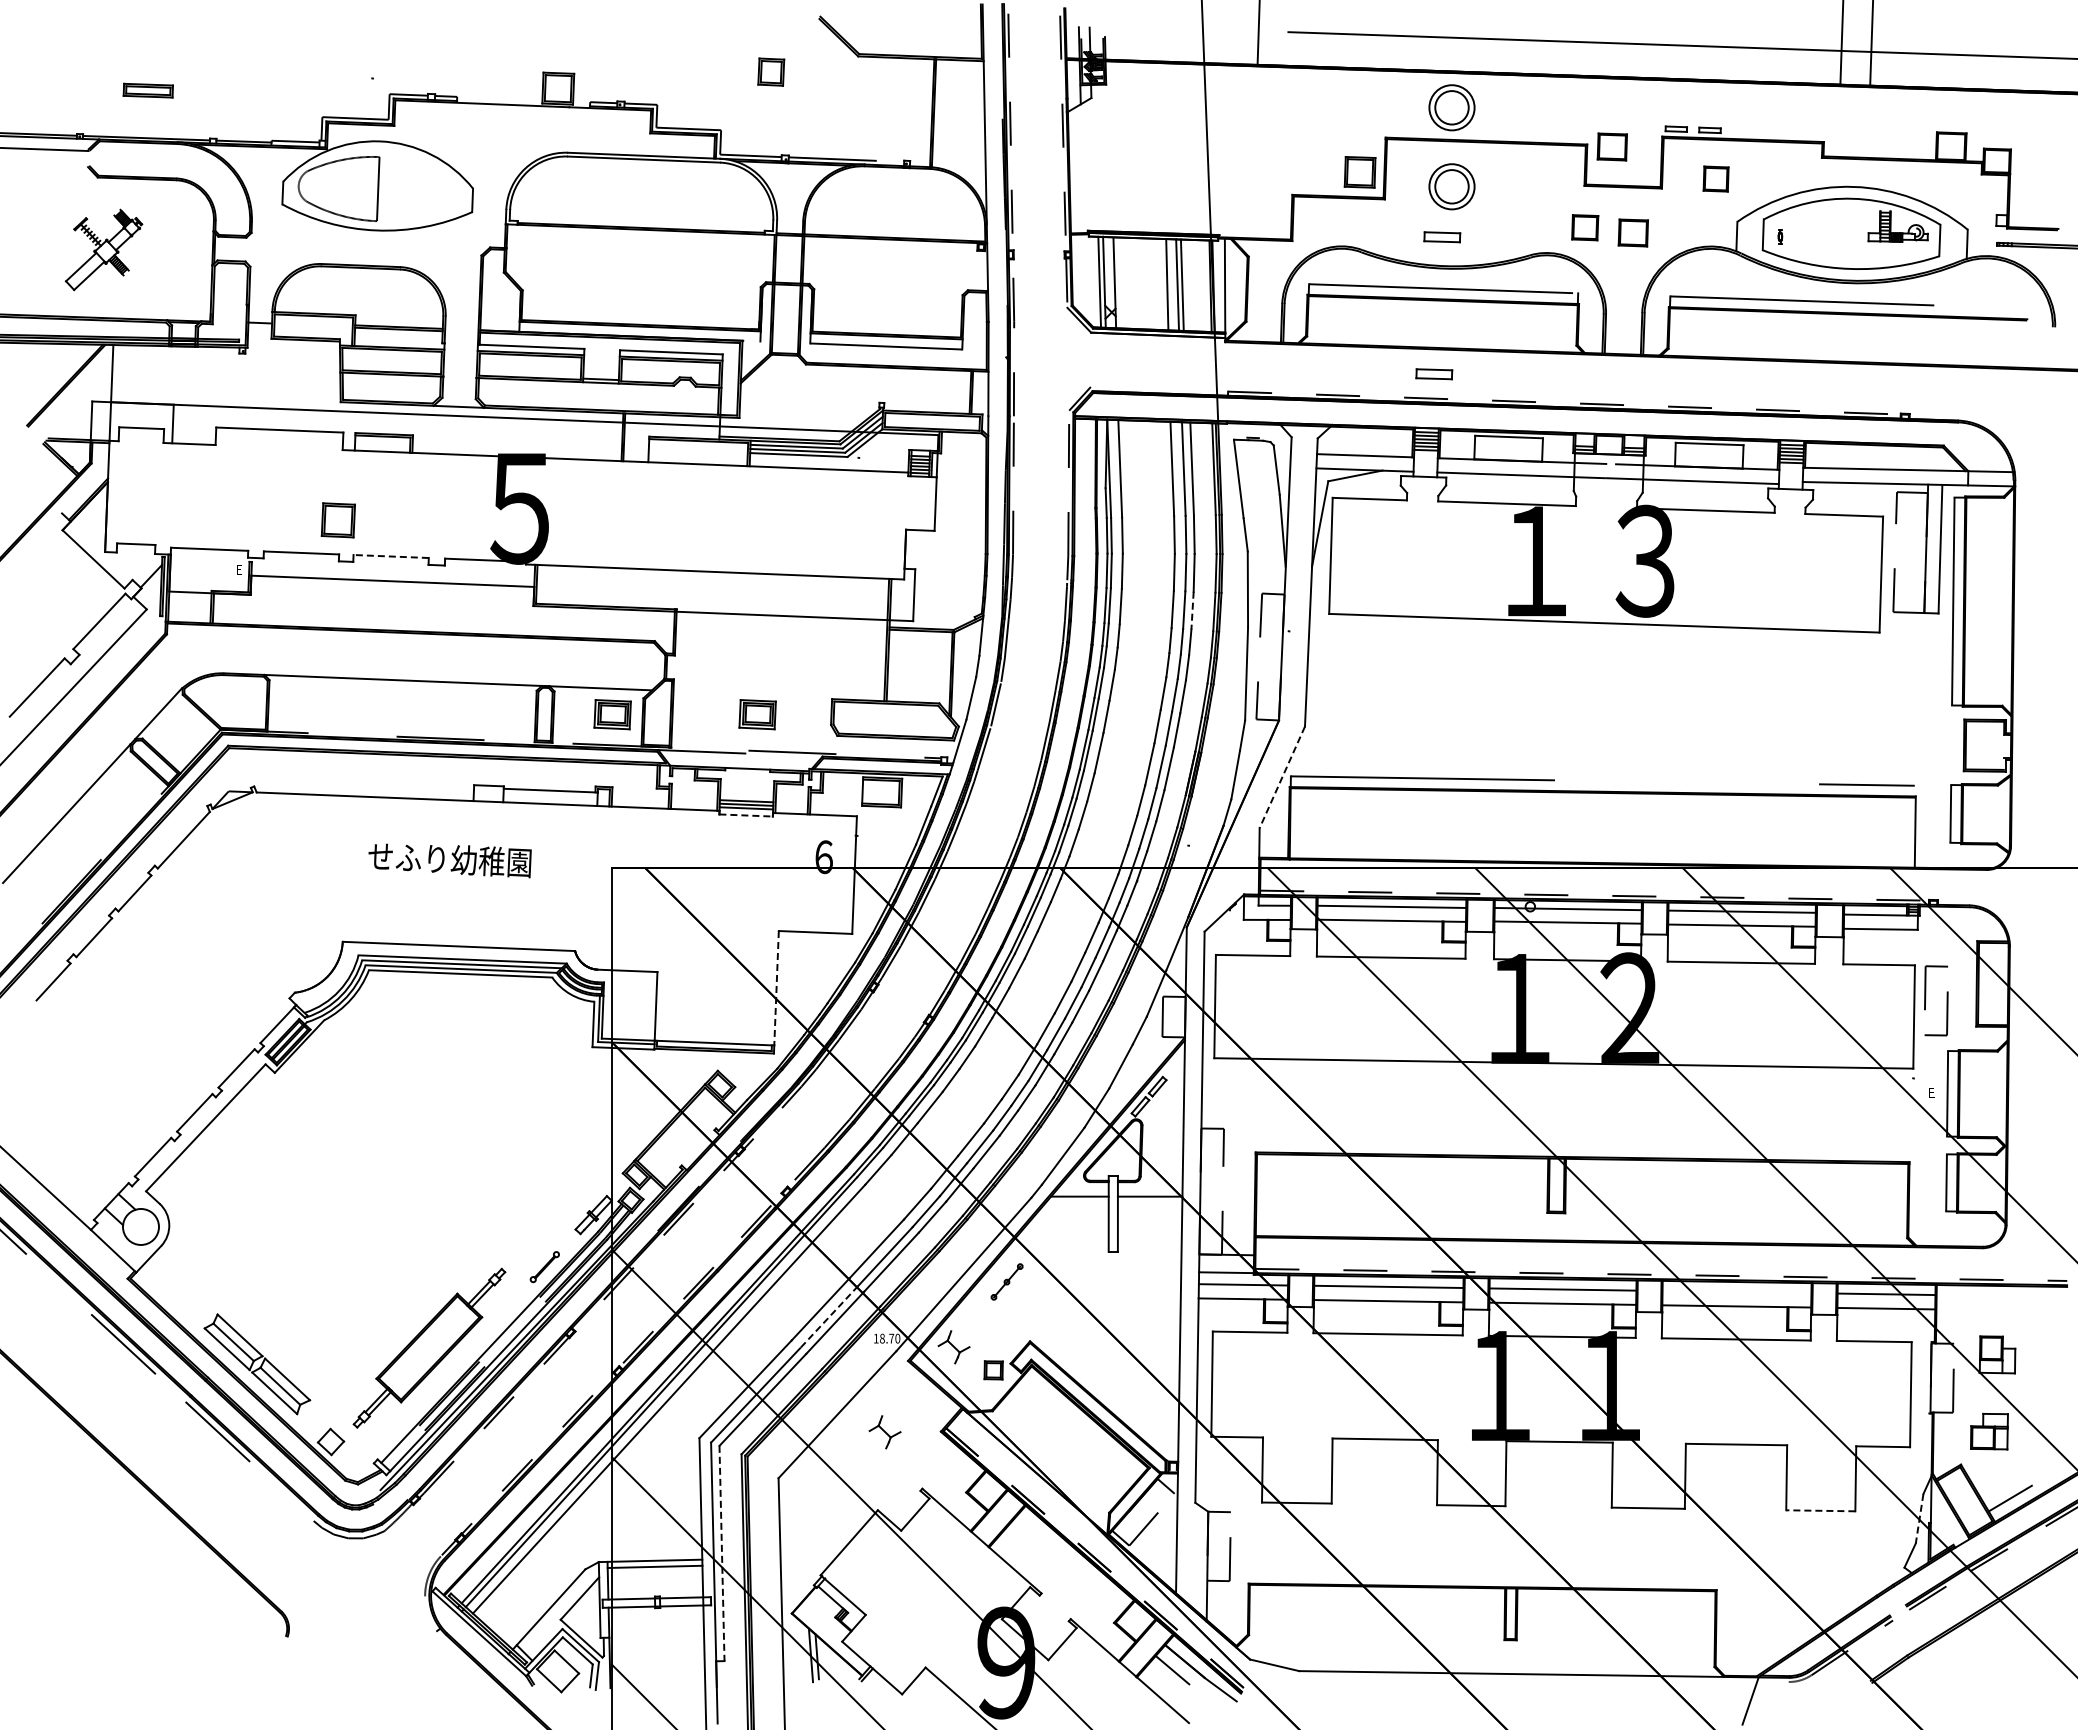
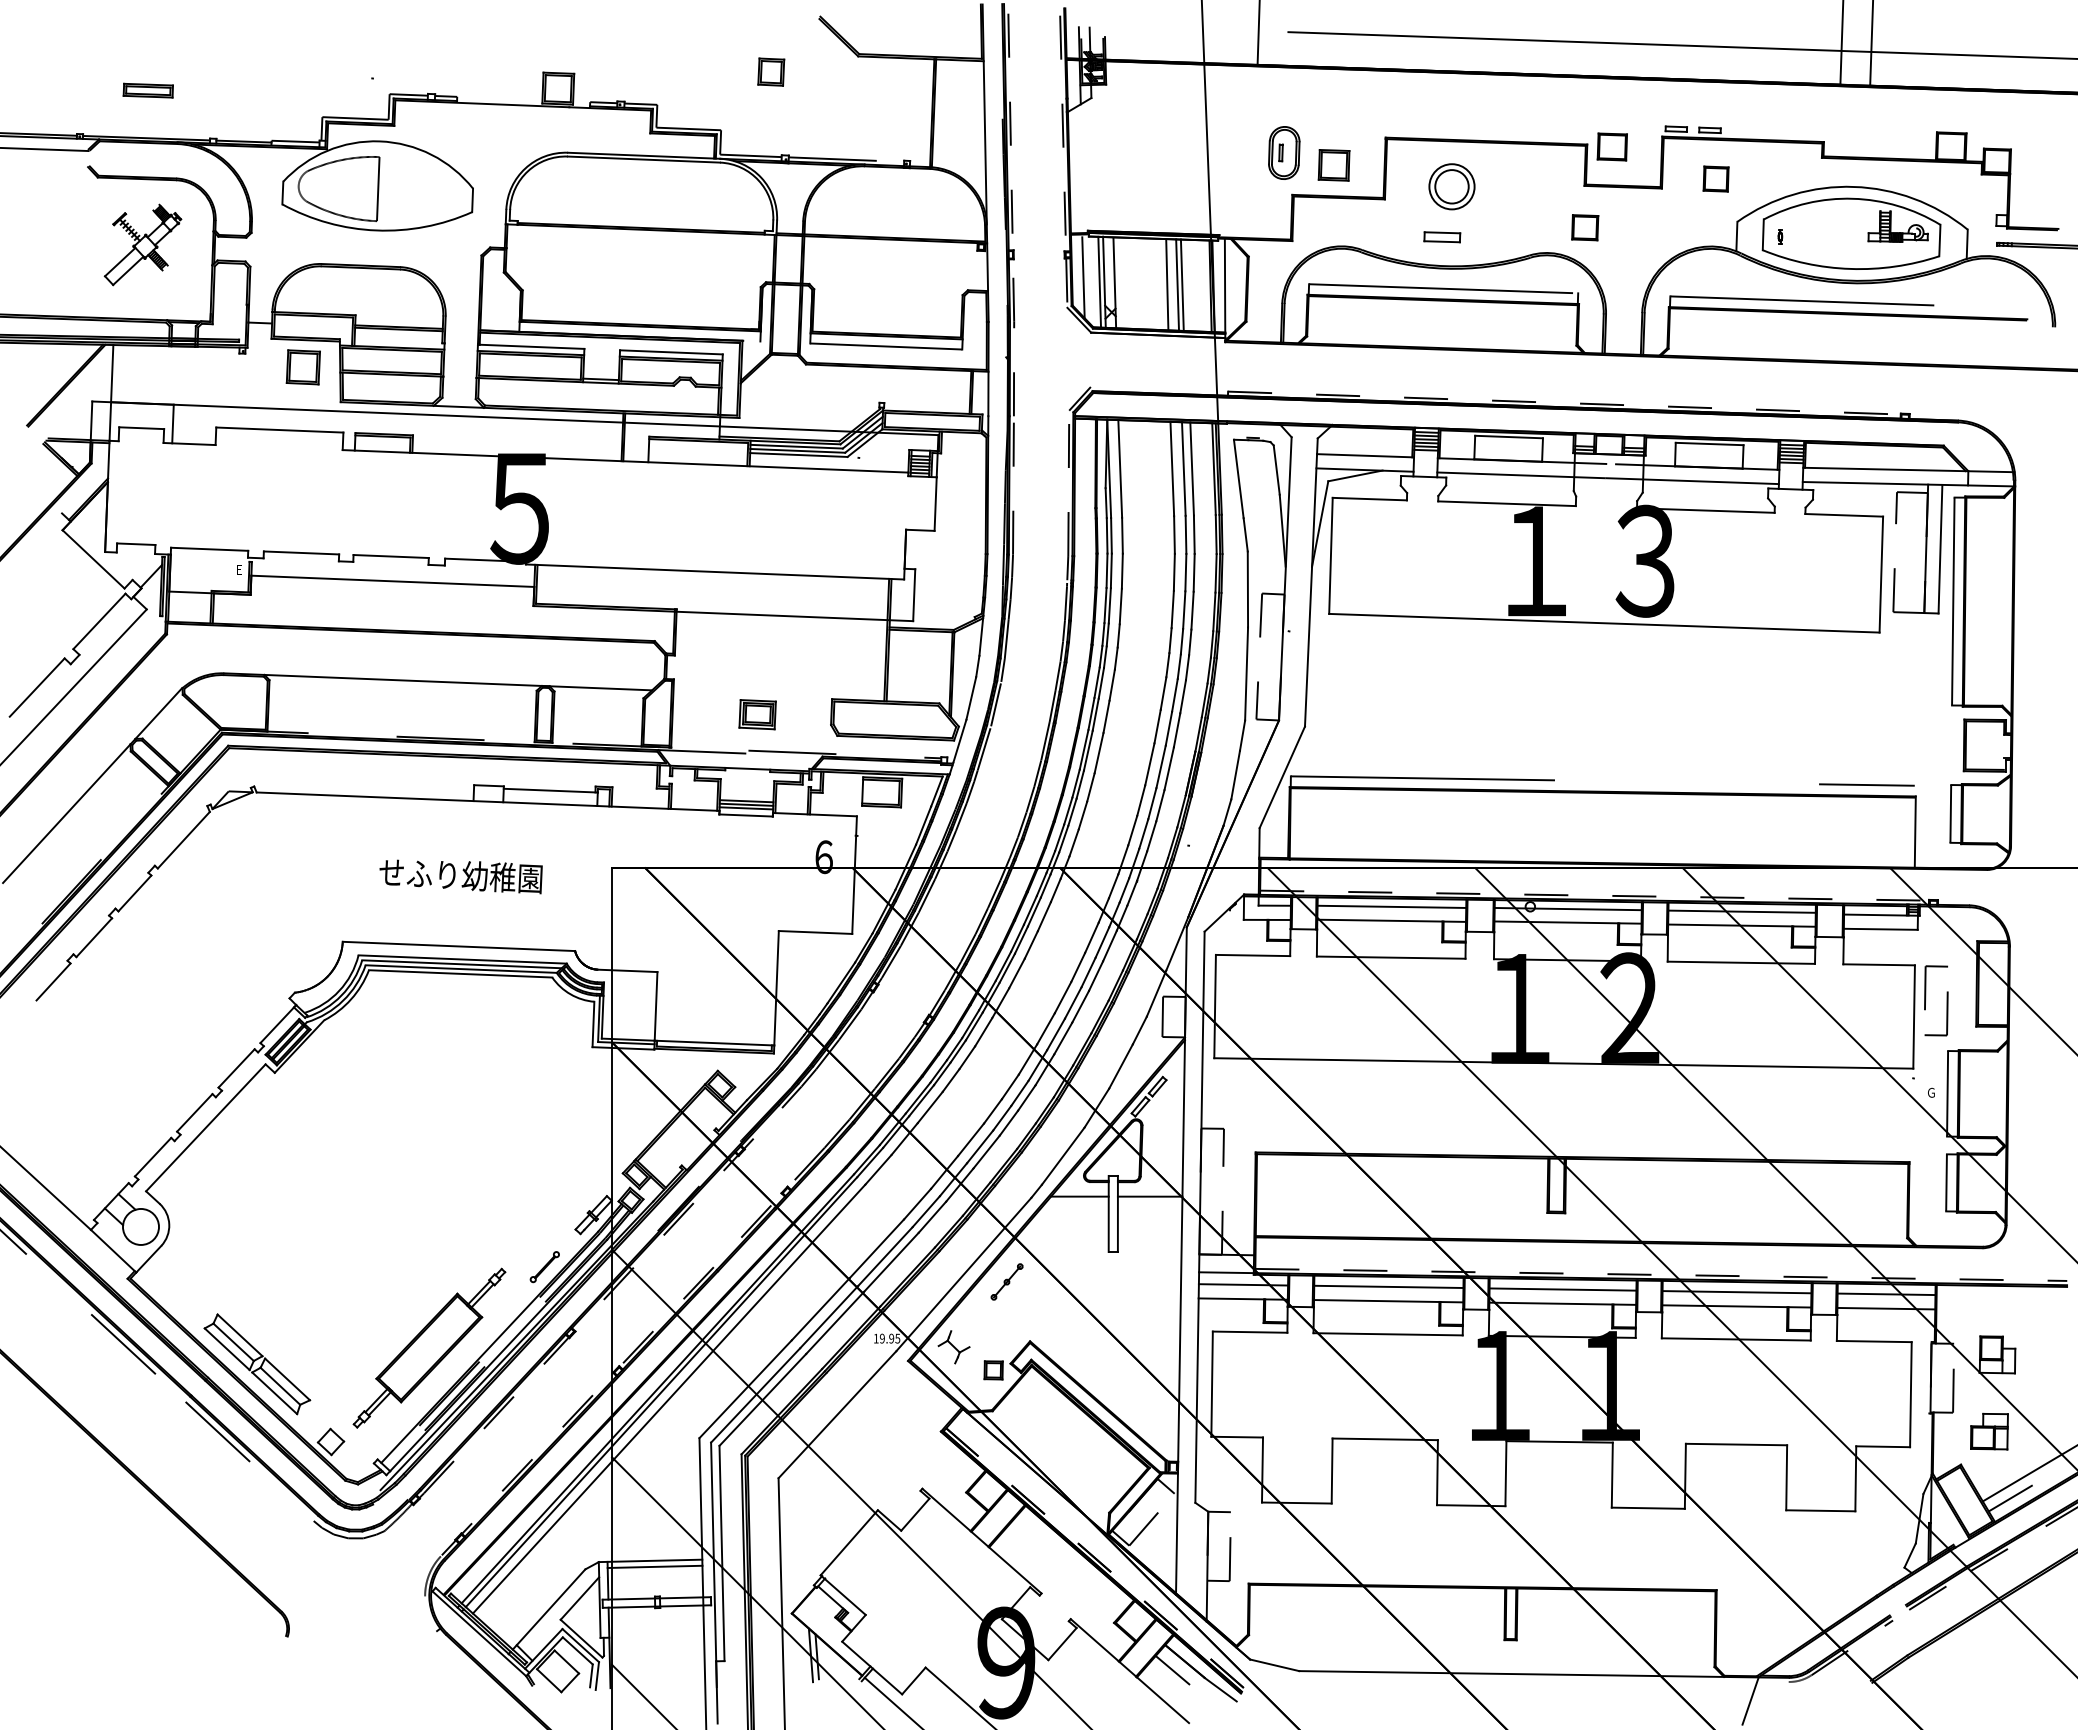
part: present -> none (1451, 107)
part: none -> present (1284, 152)
part position: (1359, 172) -> (1333, 165) (1333, 165)
part: present -> none (1632, 232)
part position: (103, 249) -> (142, 244) (142, 244)
line: none -> present (1083, 277)
part: present -> none (1434, 374)
part position: (337, 520) -> (302, 367) (302, 367)
line: dashed -> solid (391, 556)
line: dashed -> solid (1192, 610)
part: present -> none (612, 714)
line: dashed -> solid (1282, 777)
line: dashed -> solid (746, 815)
text position: (449, 860) -> (460, 876) (460, 876)
line: dashed -> solid (776, 988)
text: Ｅ -> Ｇ (1931, 1092)
line: none -> present (1736, 1292)
line: dashed -> solid (829, 1317)
text: 18.70 -> 19.95 (889, 1338)
part: present -> none (884, 1432)
line: none -> present (2028, 1473)
line: dashed -> solid (1820, 1510)
line: dashed -> solid (1919, 1519)
line: dashed -> solid (722, 1553)
line: none -> present (891, 1701)
